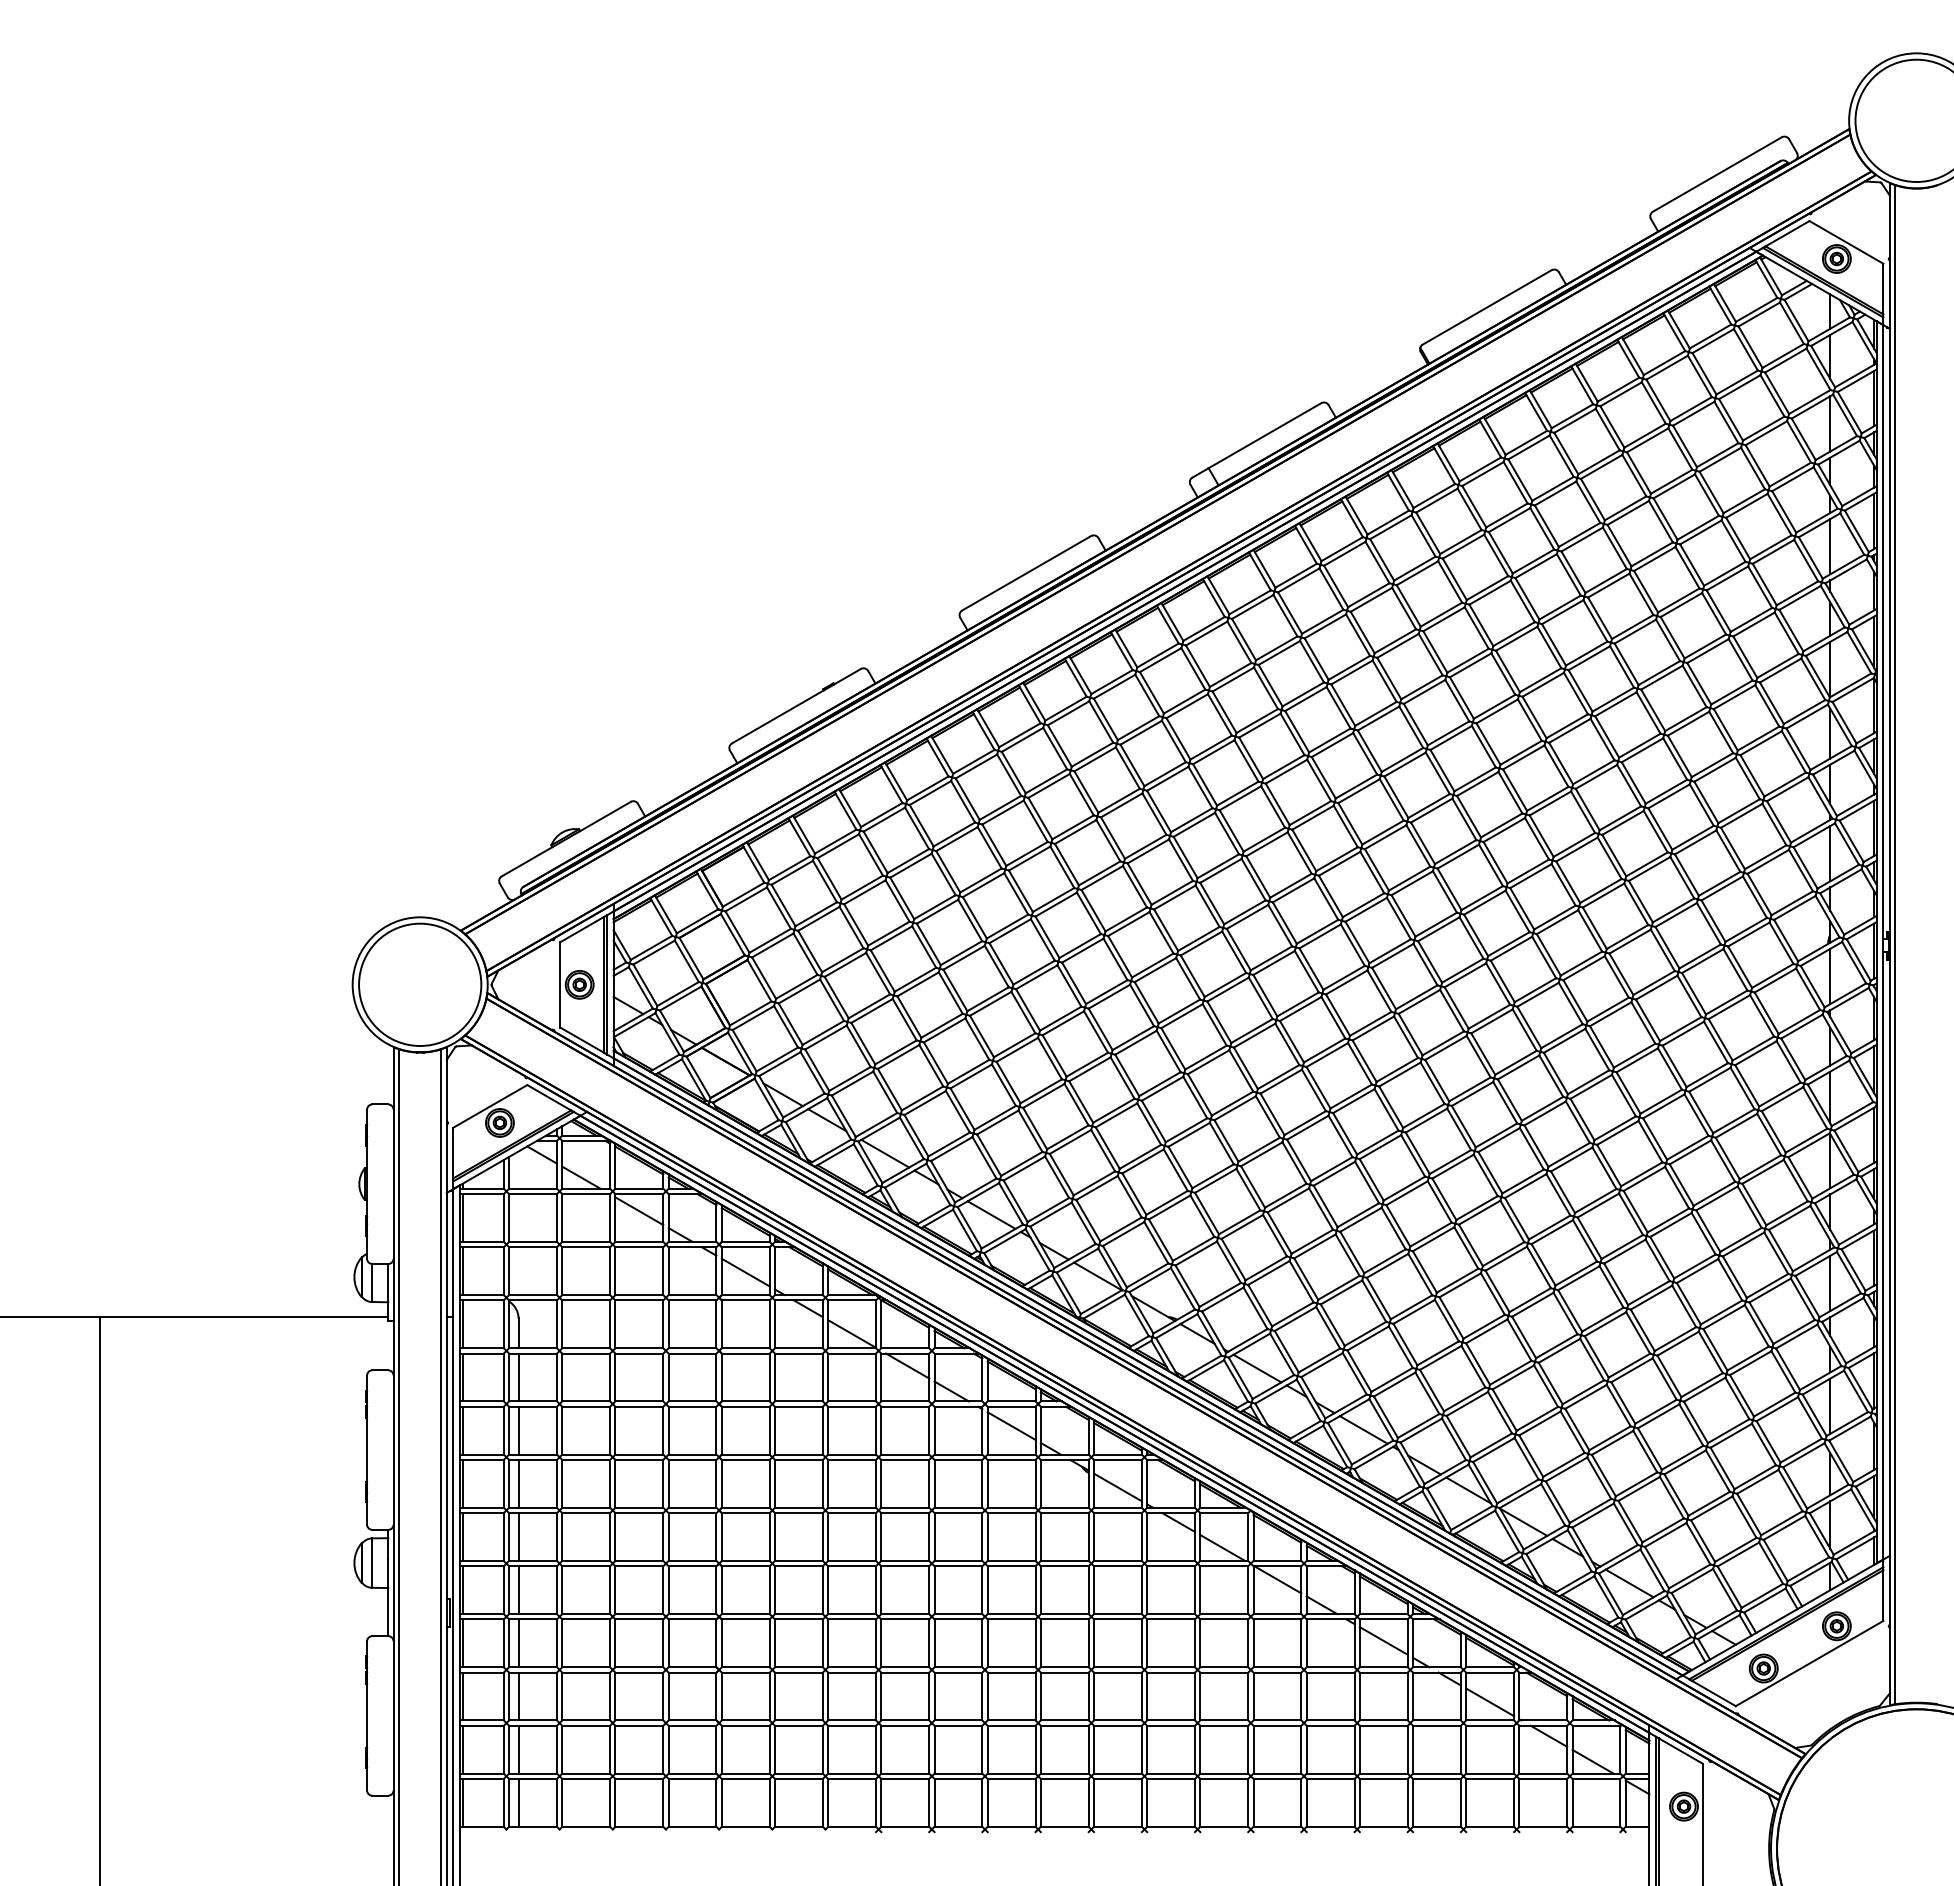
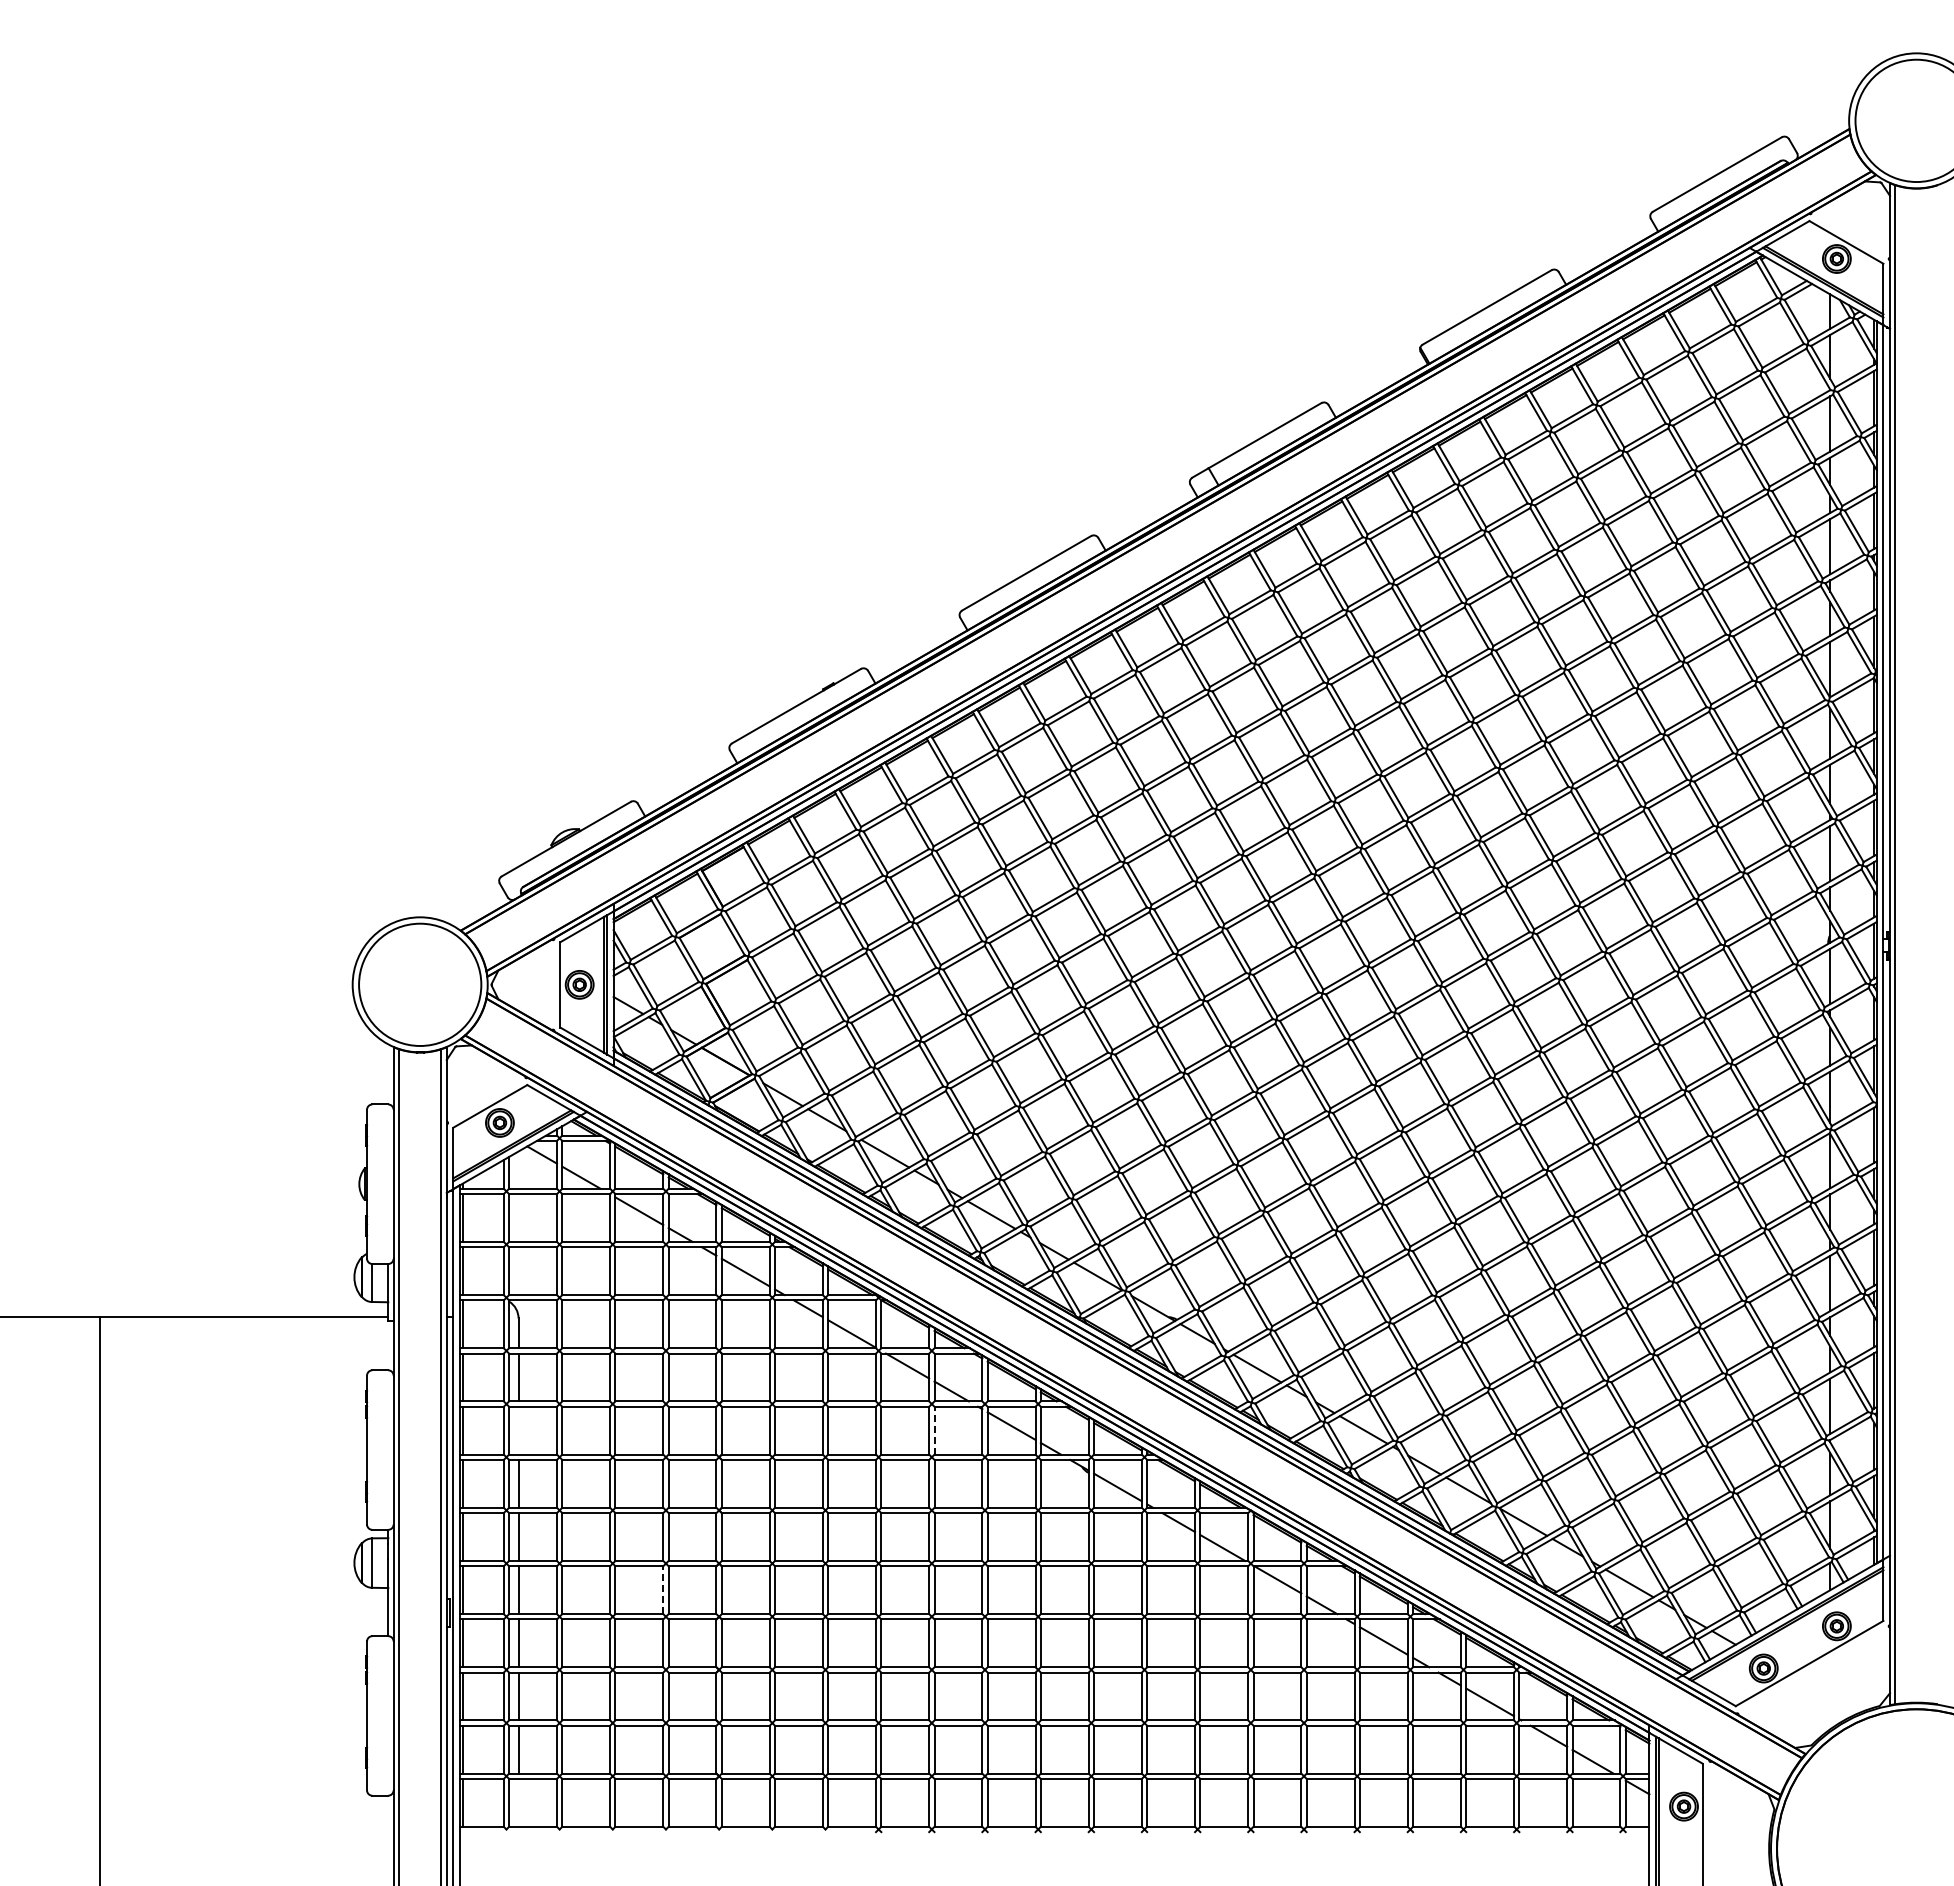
line: present -> none (518, 1430)
line: solid -> dashed (934, 1430)
line: solid -> dashed (663, 1590)
line: present -> none (518, 1802)
